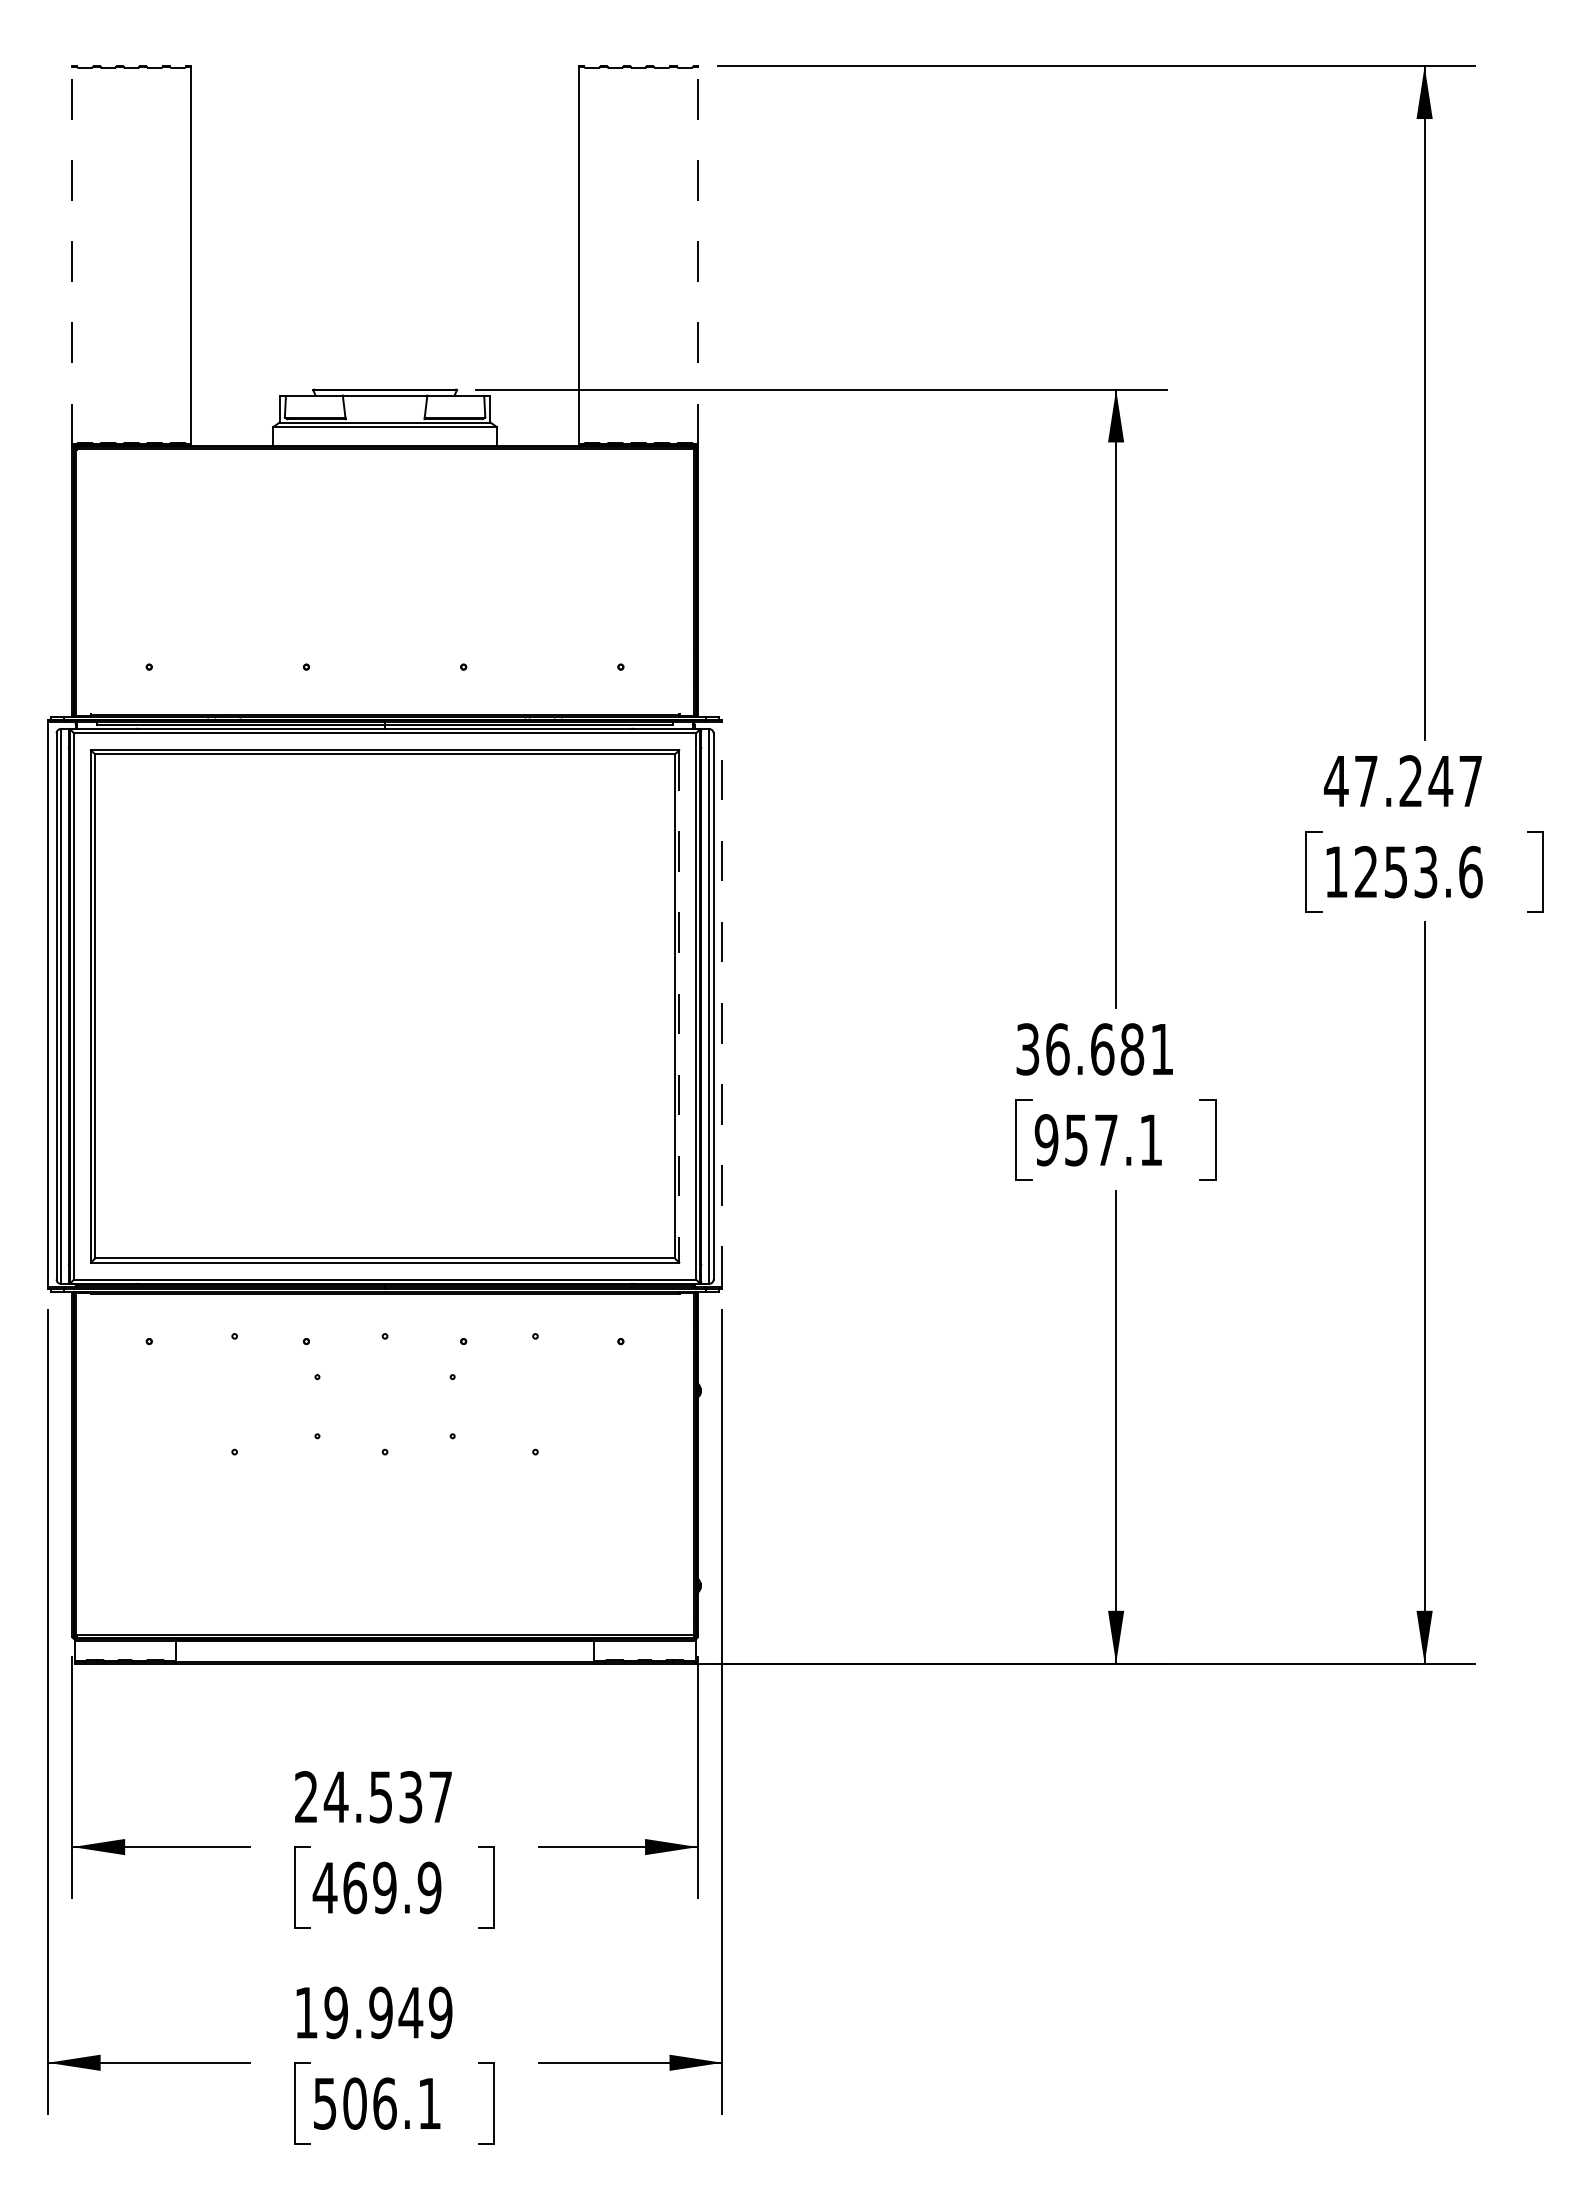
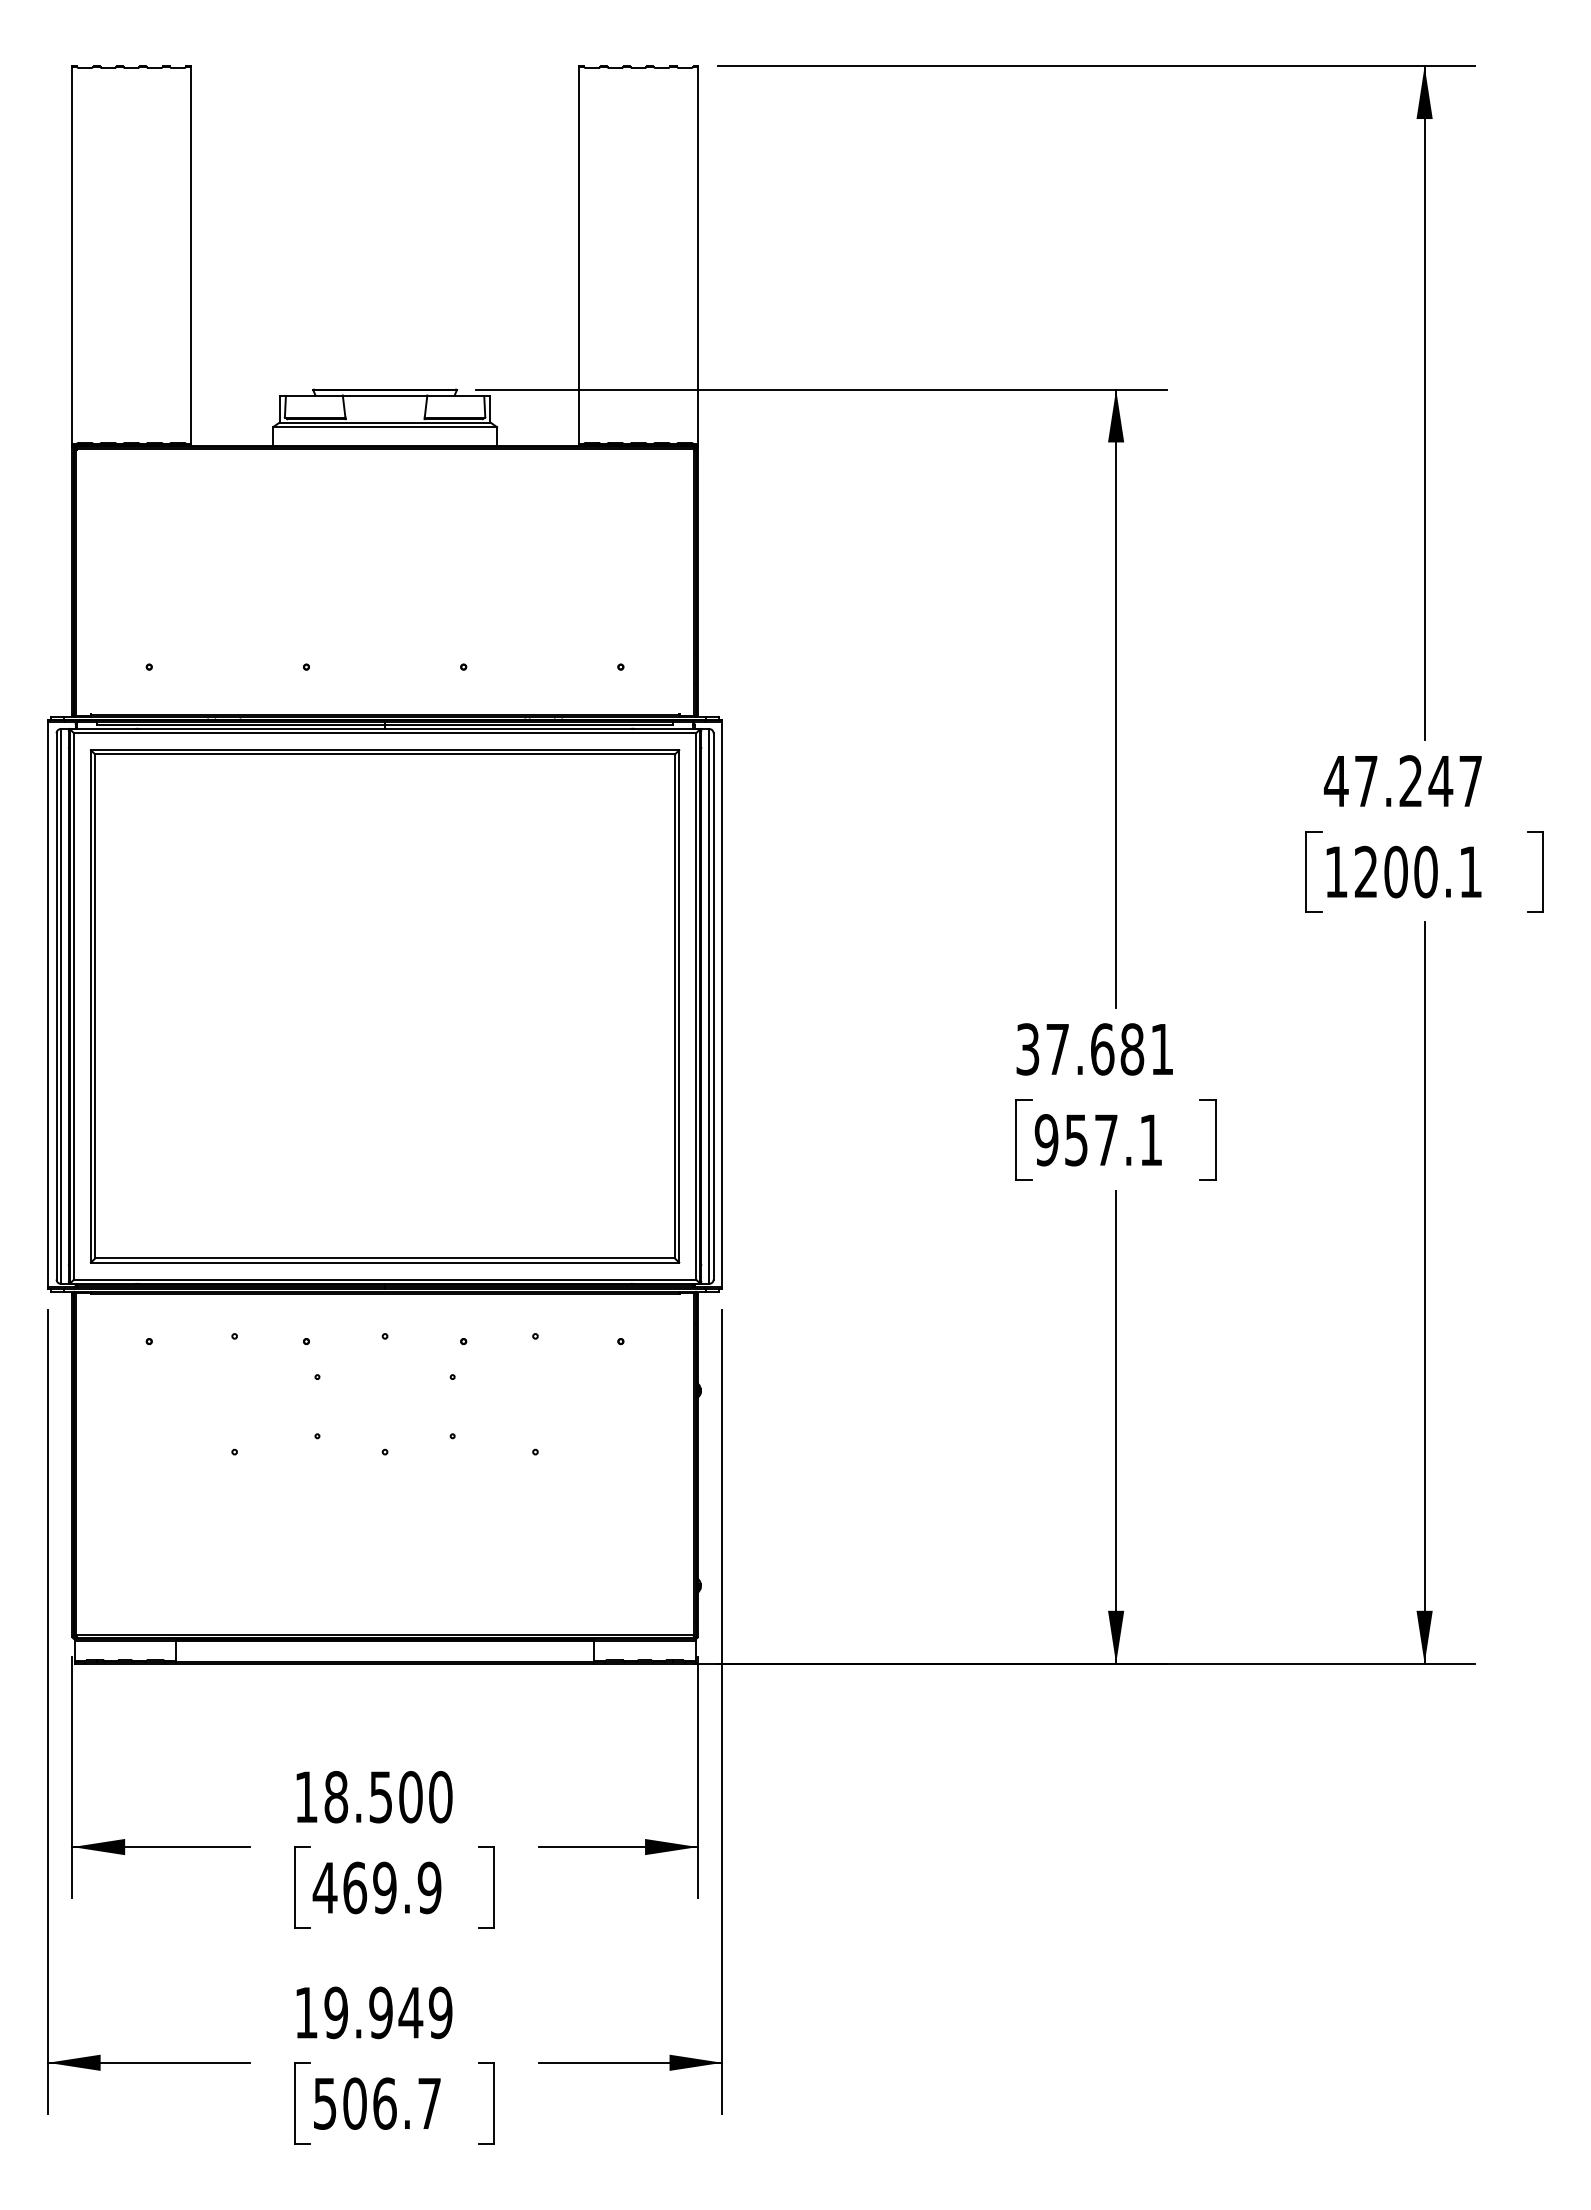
line: dashed -> solid (72, 255)
line: dashed -> solid (697, 255)
text: 1253.6 -> 1200.1 (1433, 871)
line: dashed -> solid (722, 1004)
line: dashed -> solid (679, 1006)
text: 36.681 -> 37.681 (1057, 1049)
text: 24.537 -> 18.500 (373, 1797)
text: 506.1 -> 506.7 (429, 2103)
